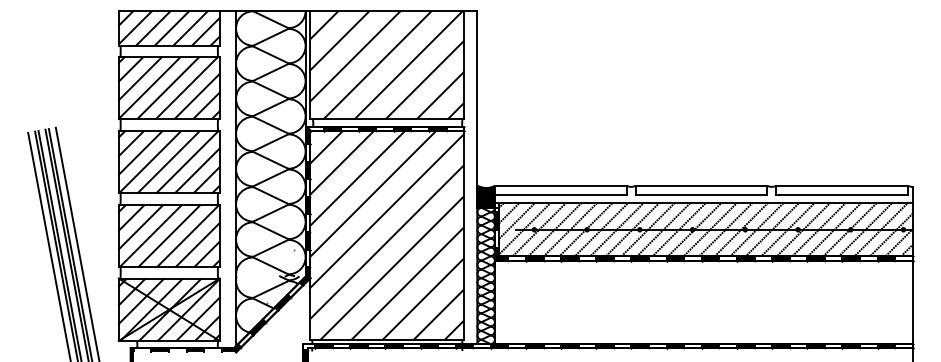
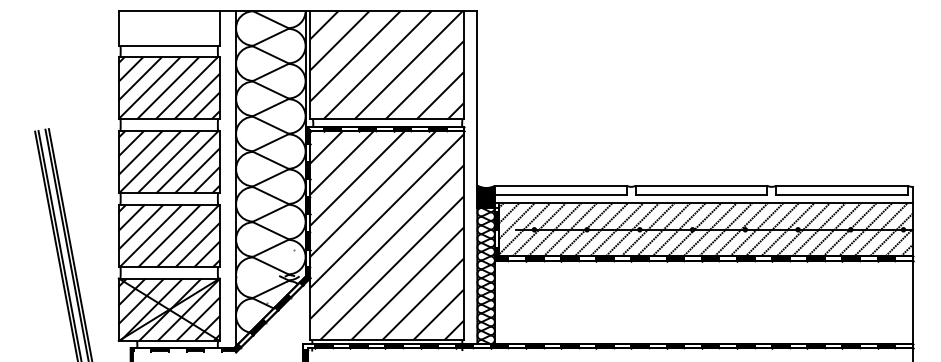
hatch: present -> none (168, 27)
line: present -> none (76, 242)
line: present -> none (49, 245)
